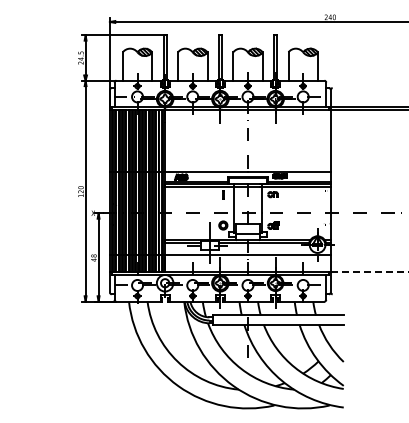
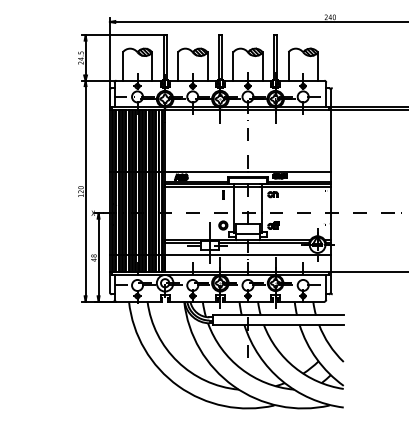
line: dashed -> solid (369, 272)
